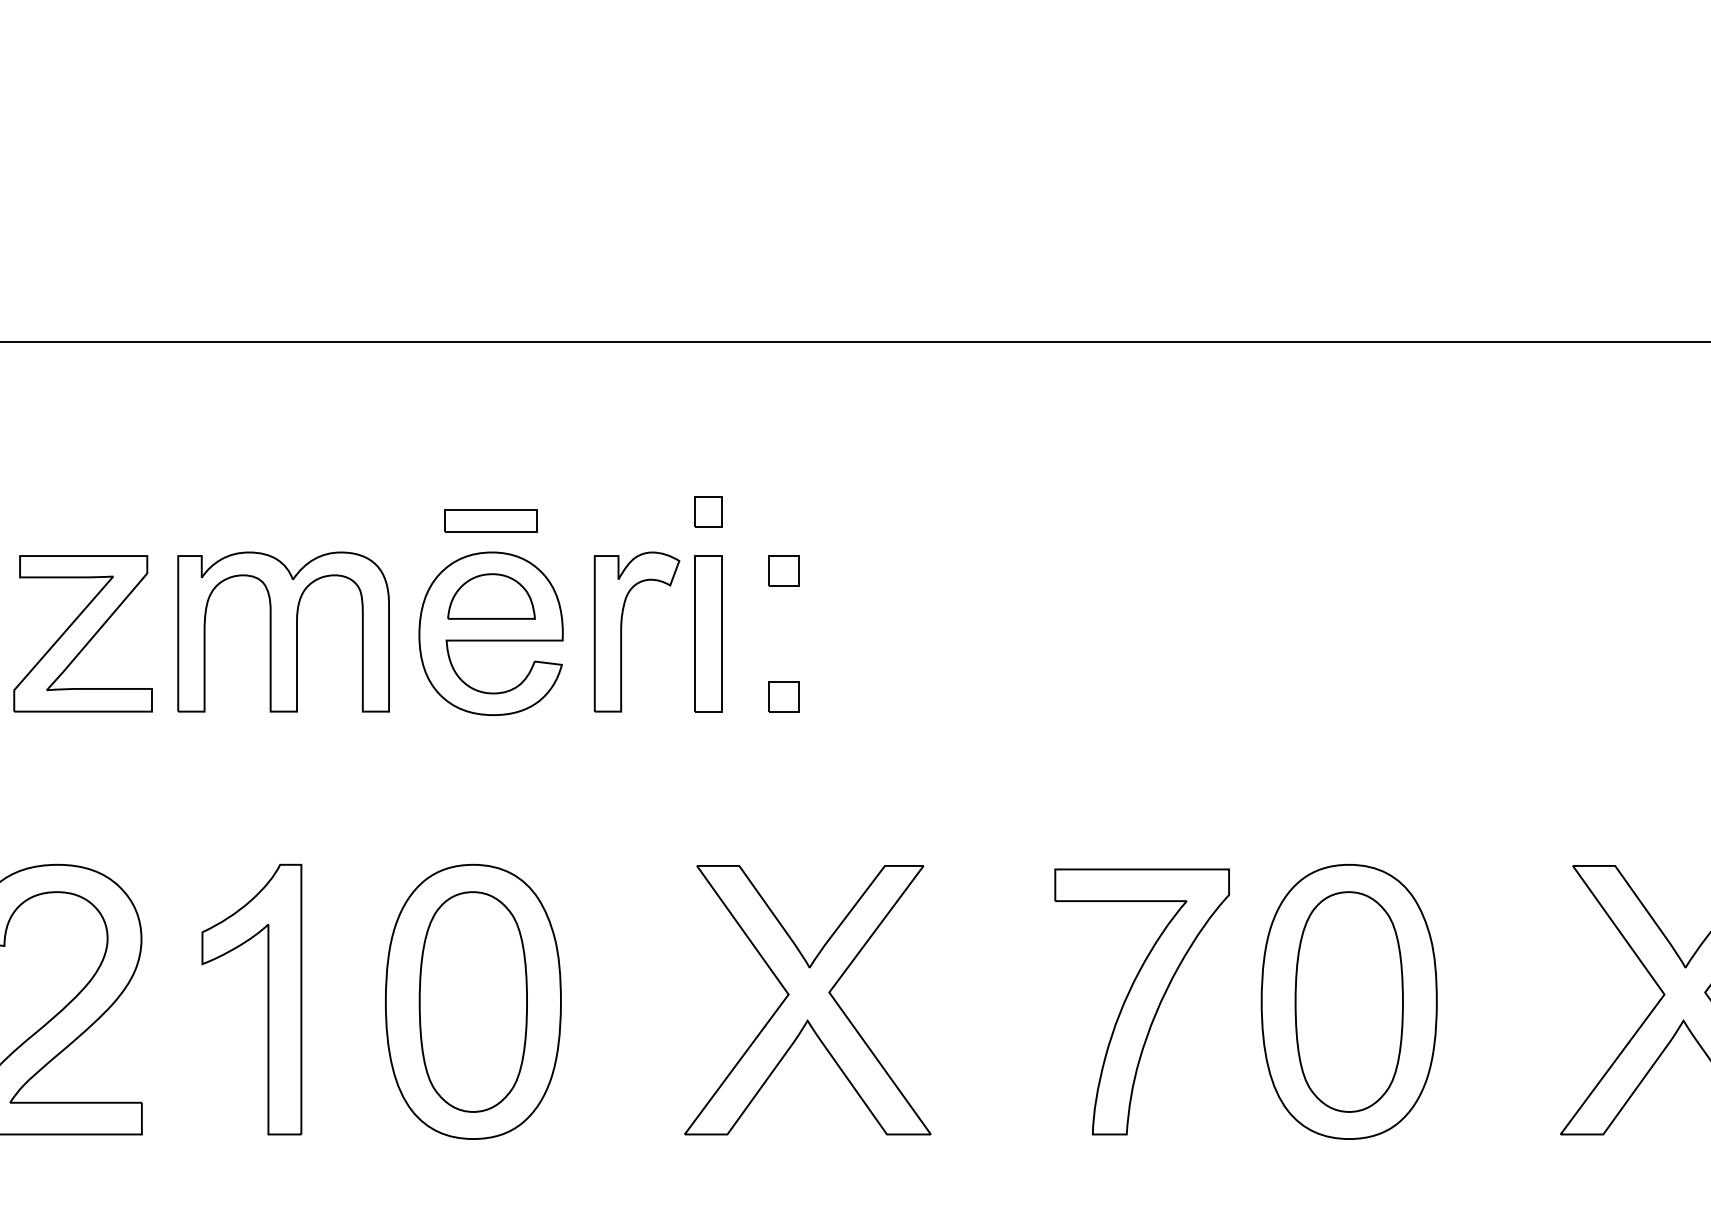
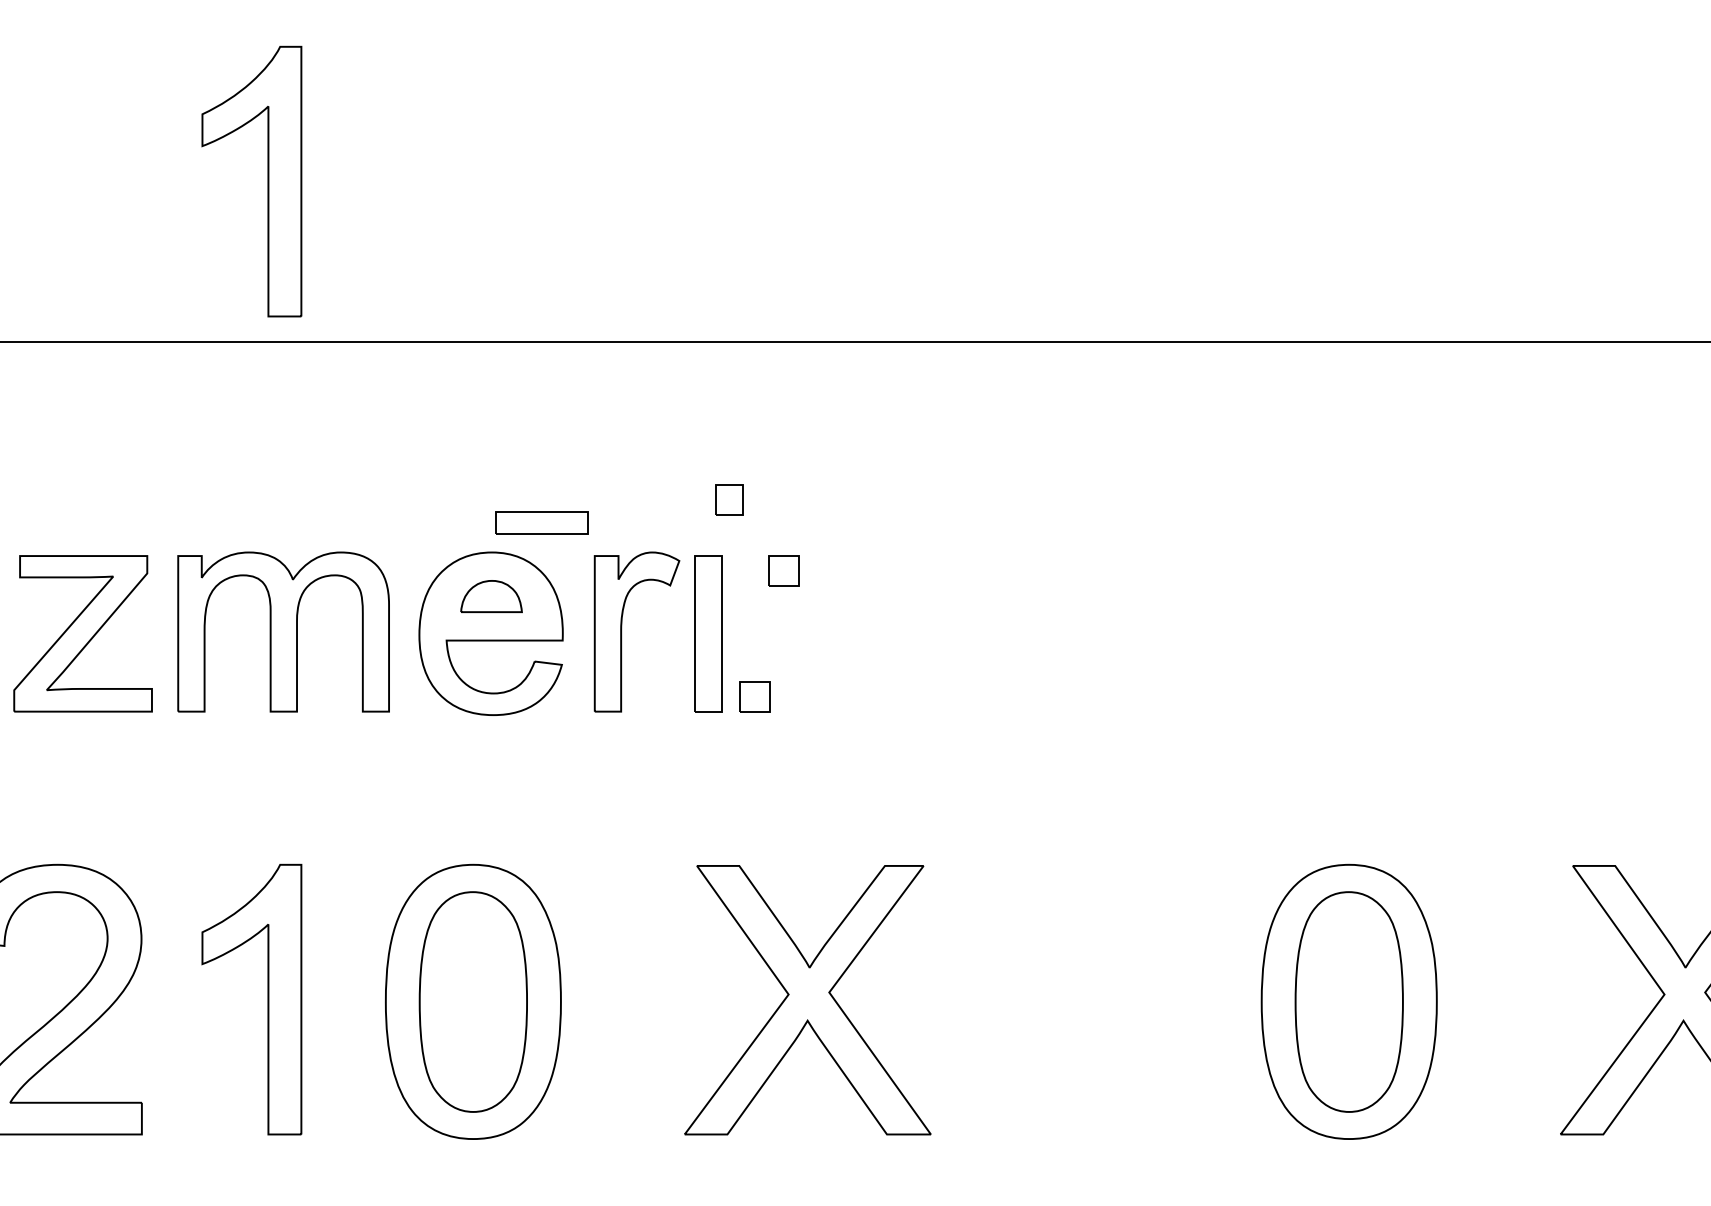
part: none -> present (267, 181)
part position: (708, 511) -> (729, 499) (729, 499)
part position: (490, 520) -> (541, 522) (541, 522)
part size: 89x47 px -> 63x33 px (491, 596)
part position: (783, 696) -> (754, 696) (754, 696)
part: present -> none (1141, 1001)
